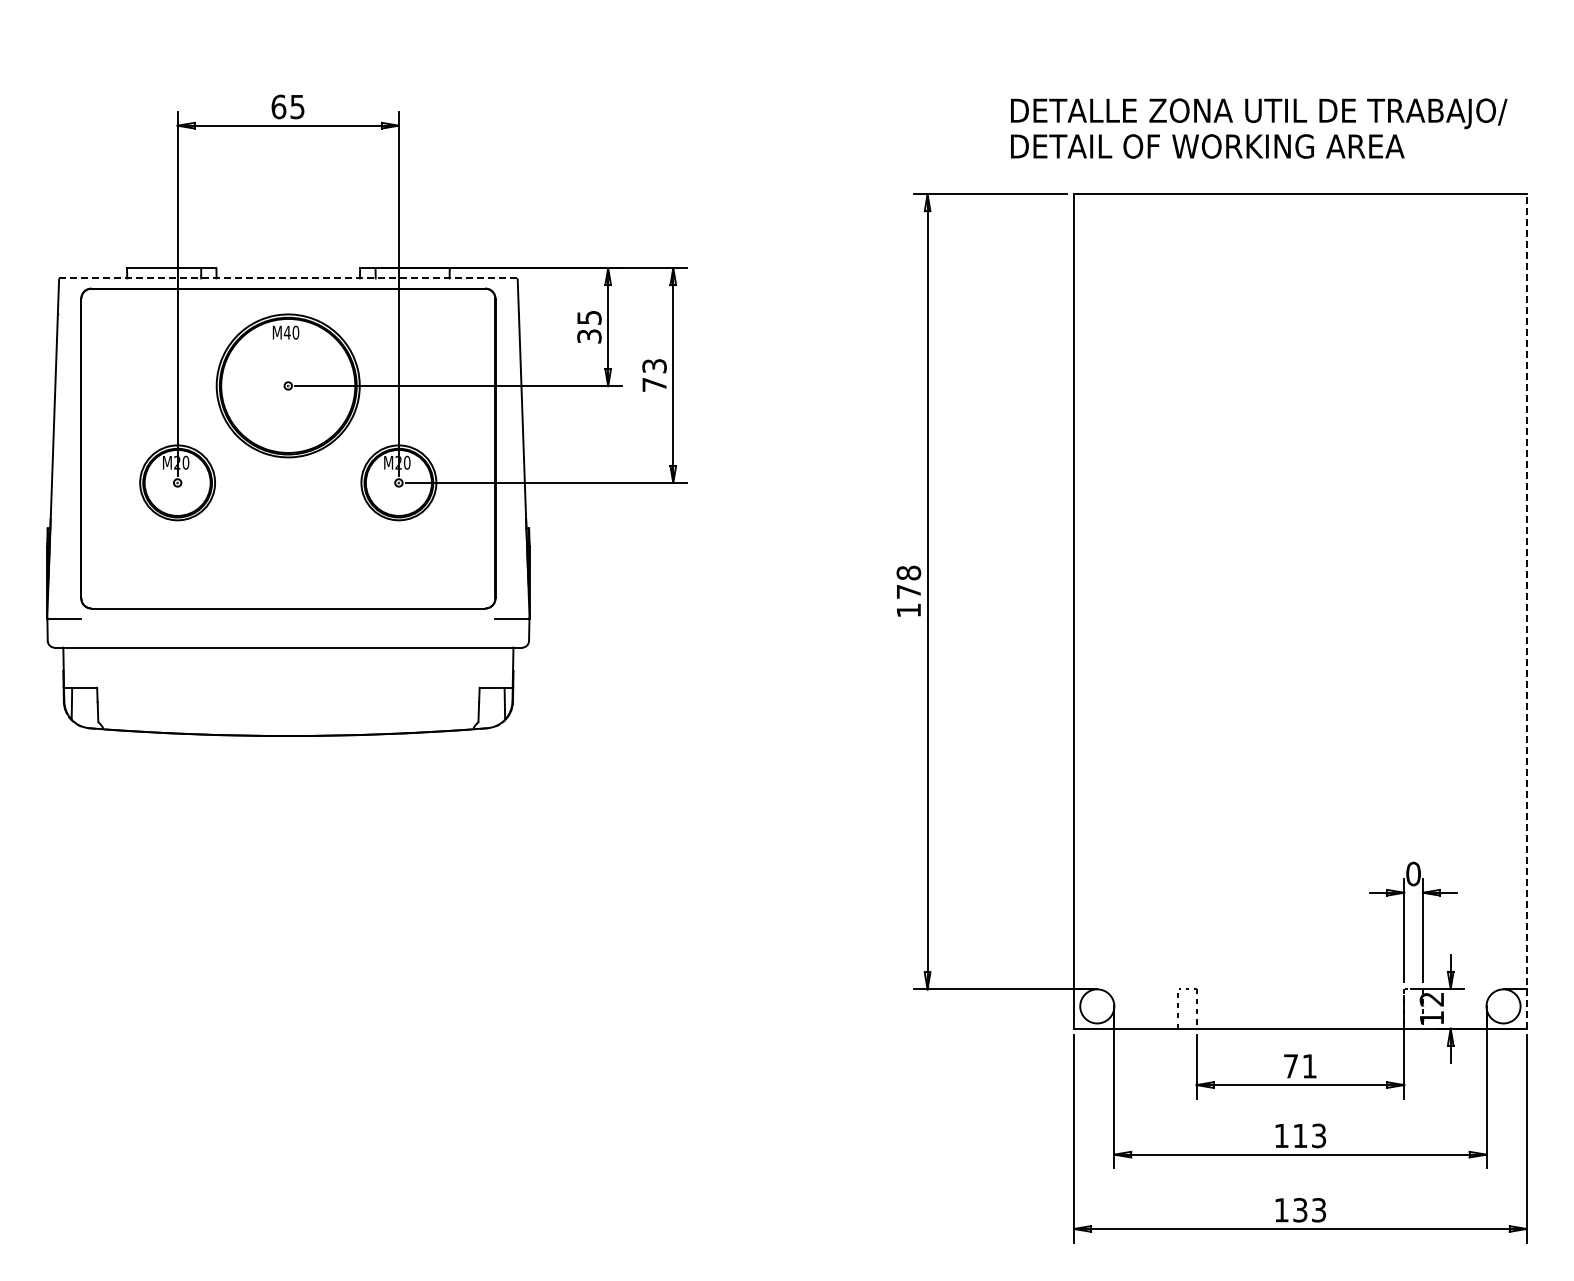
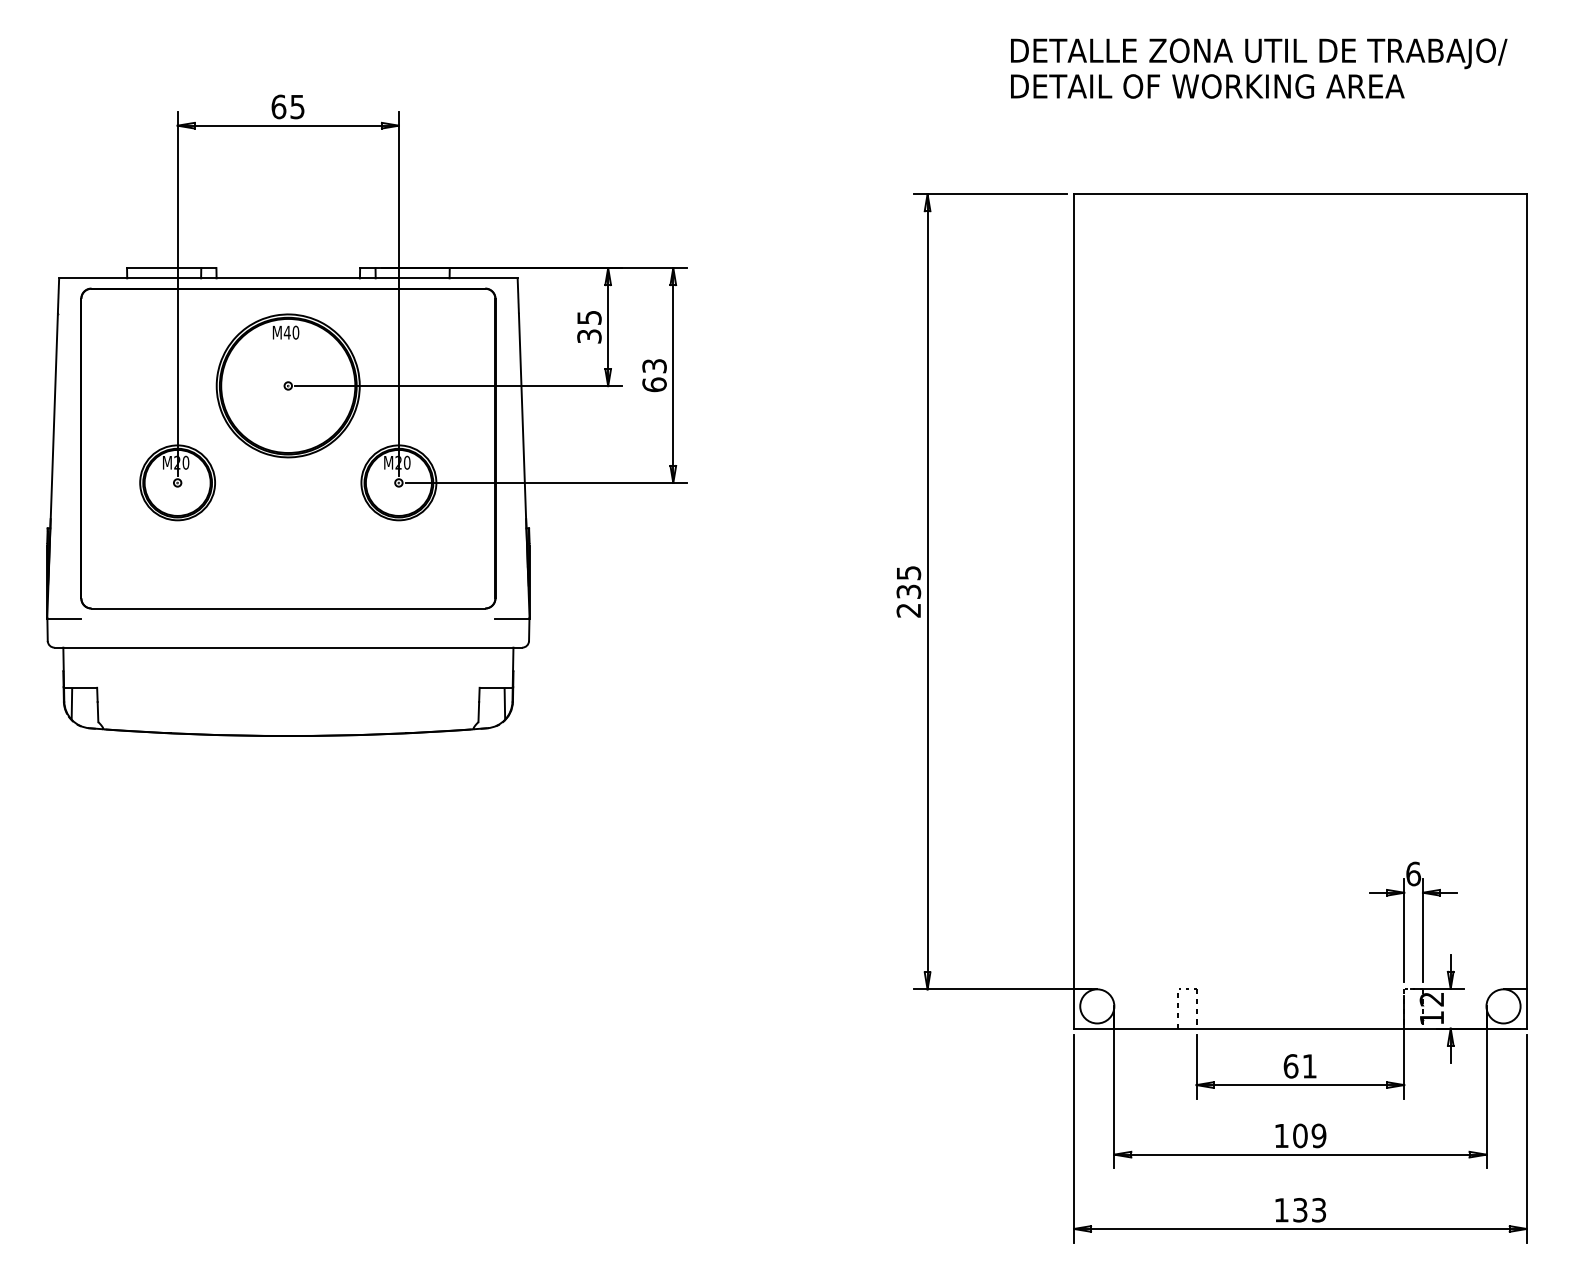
text position: (1259, 128) -> (1259, 68) (1259, 68)
line: dashed -> solid (288, 278)
text: 73 -> 63 (654, 384)
text: 178 -> 235 (908, 591)
line: dashed -> solid (1526, 610)
text: 0 -> 6 (1413, 873)
text: 71 -> 61 (1290, 1066)
text: 113 -> 109 (1309, 1135)
